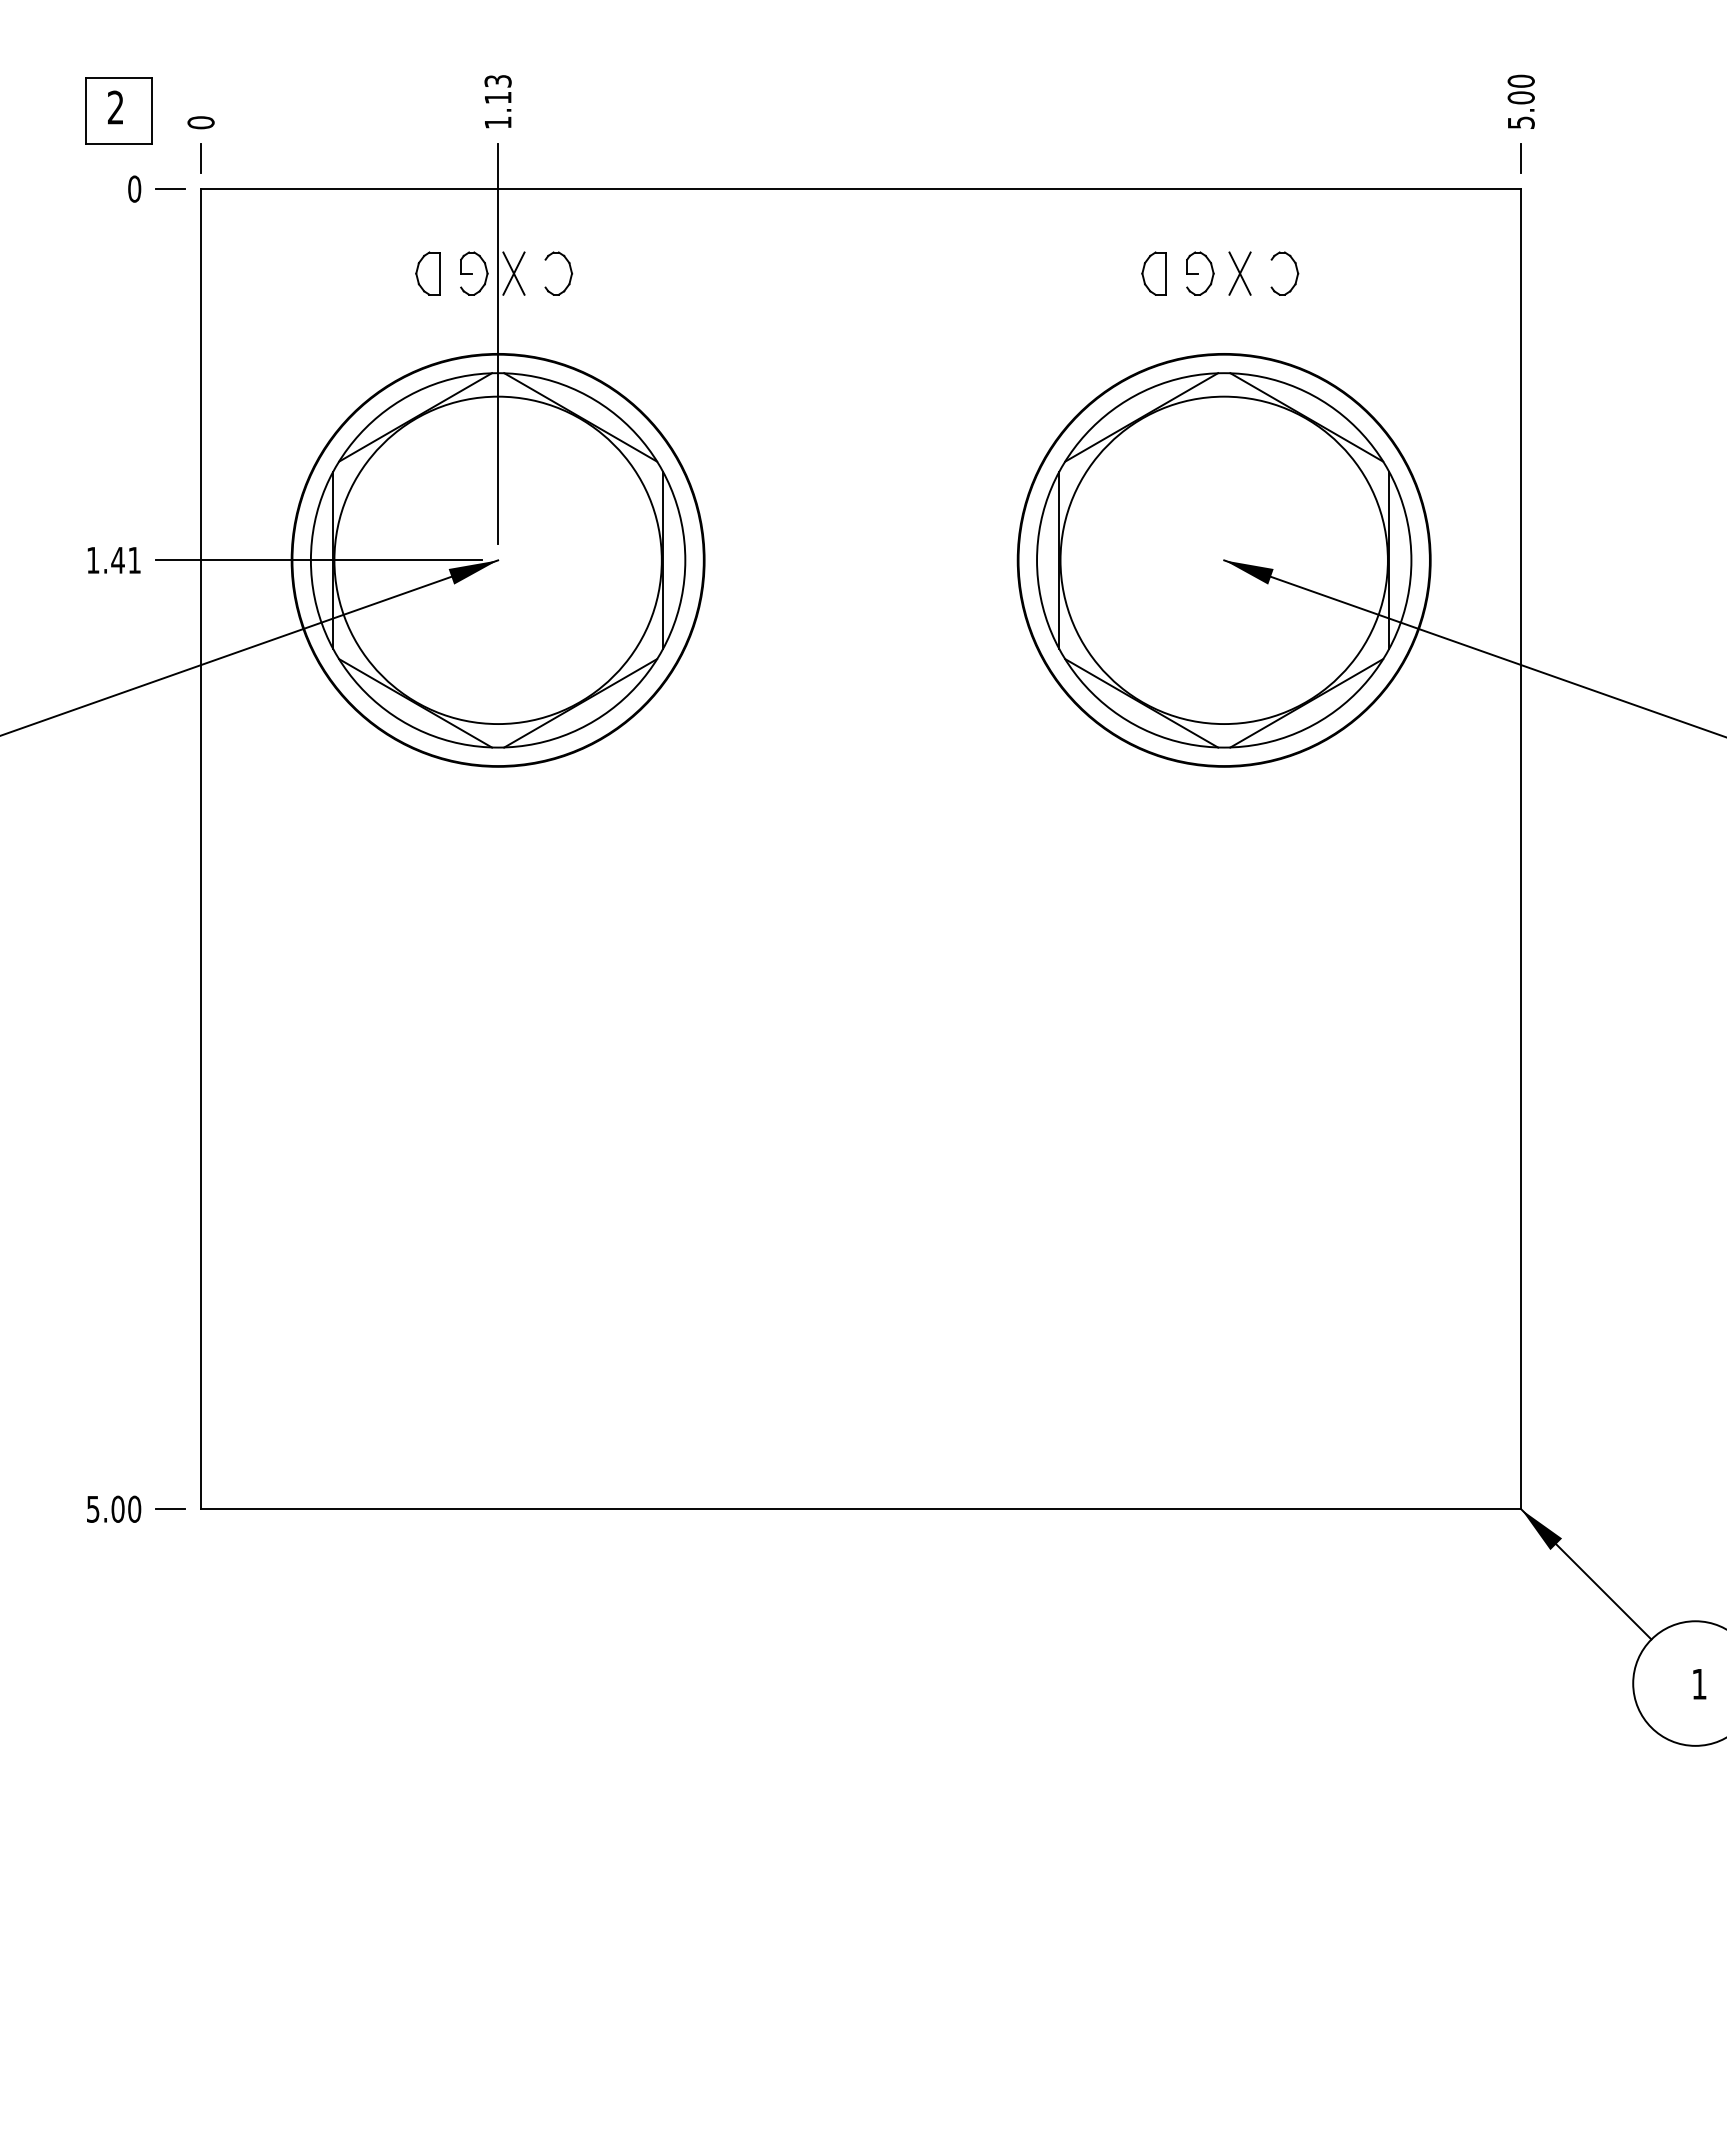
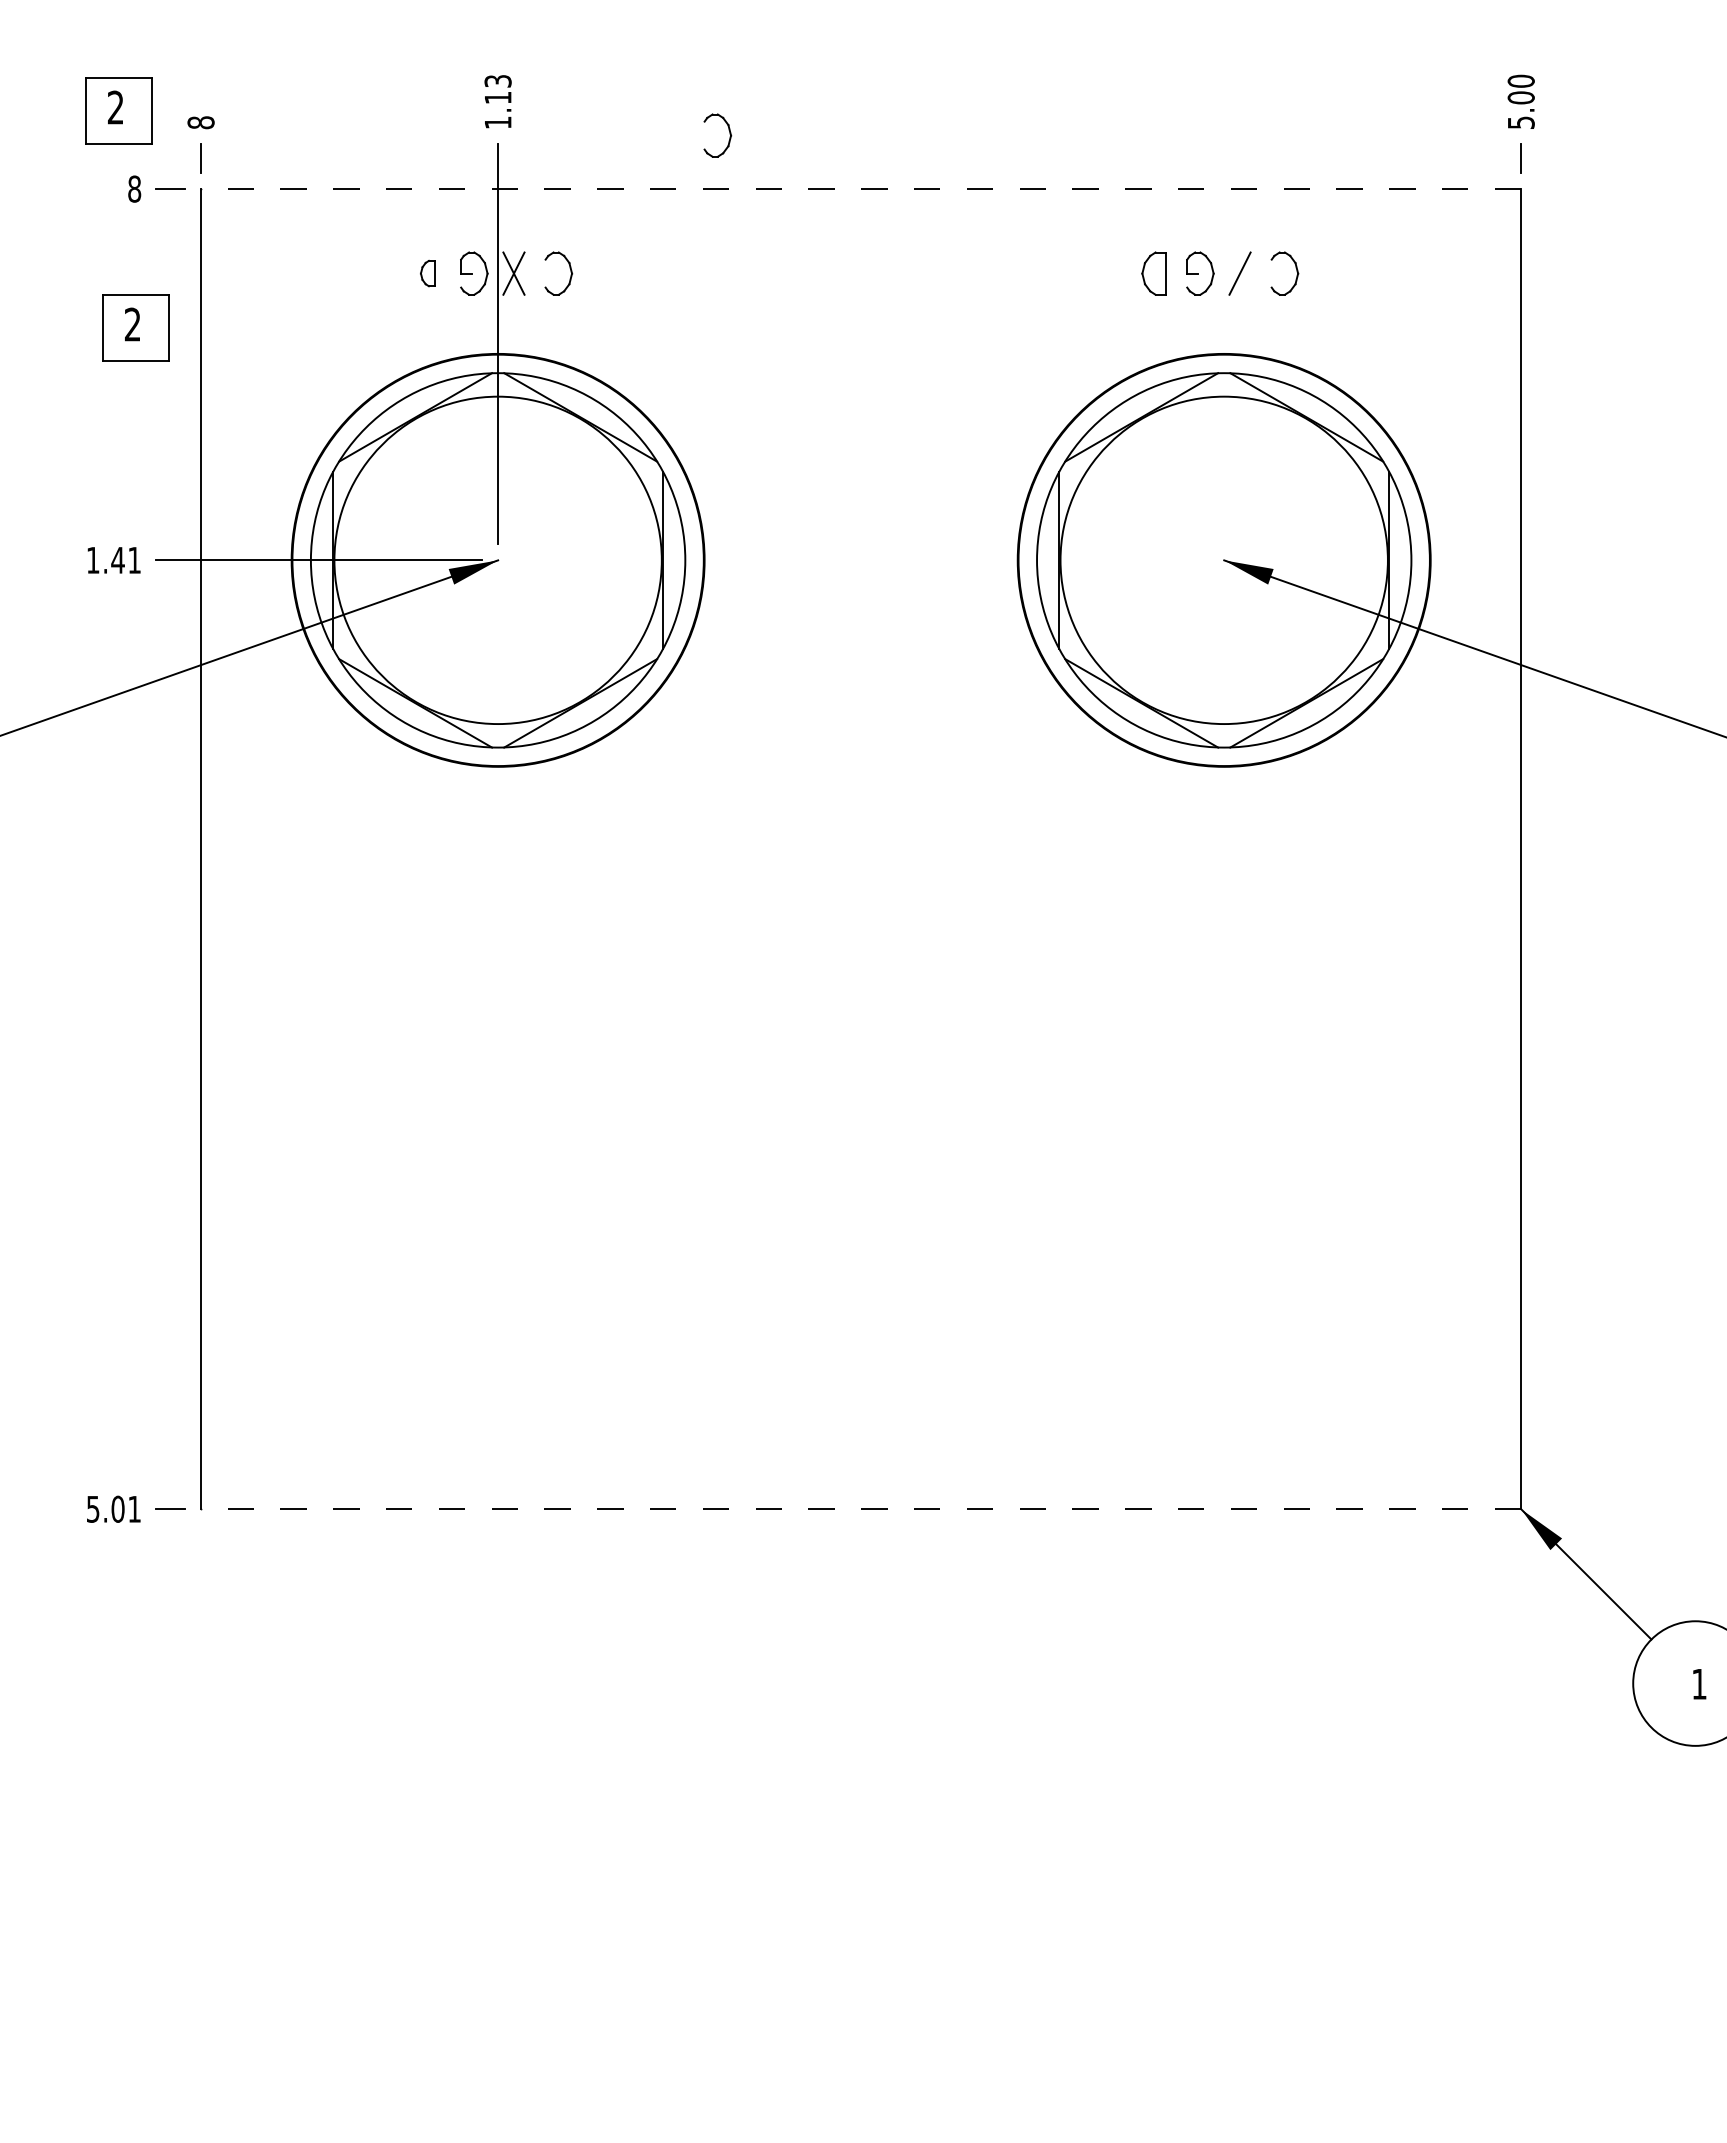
text: 0 -> 8 (200, 122)
part: none -> present (729, 134)
text: 0 -> 8 (134, 188)
line: solid -> dashed (860, 189)
part size: 26x45 px -> 16x29 px (427, 273)
line: present -> none (1239, 273)
part: none -> present (135, 327)
text: 5.00 -> 5.01 (134, 1508)
line: solid -> dashed (860, 1509)
